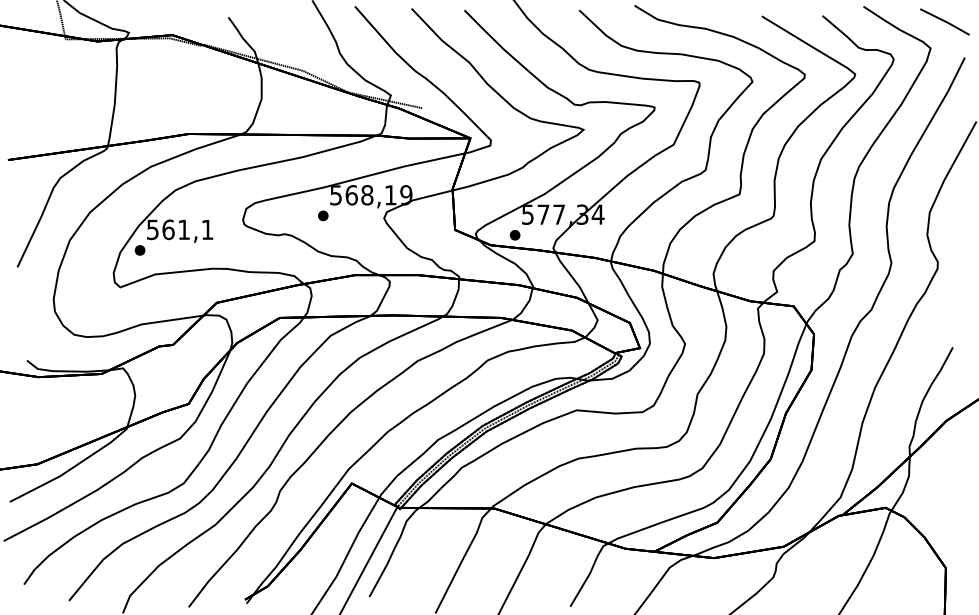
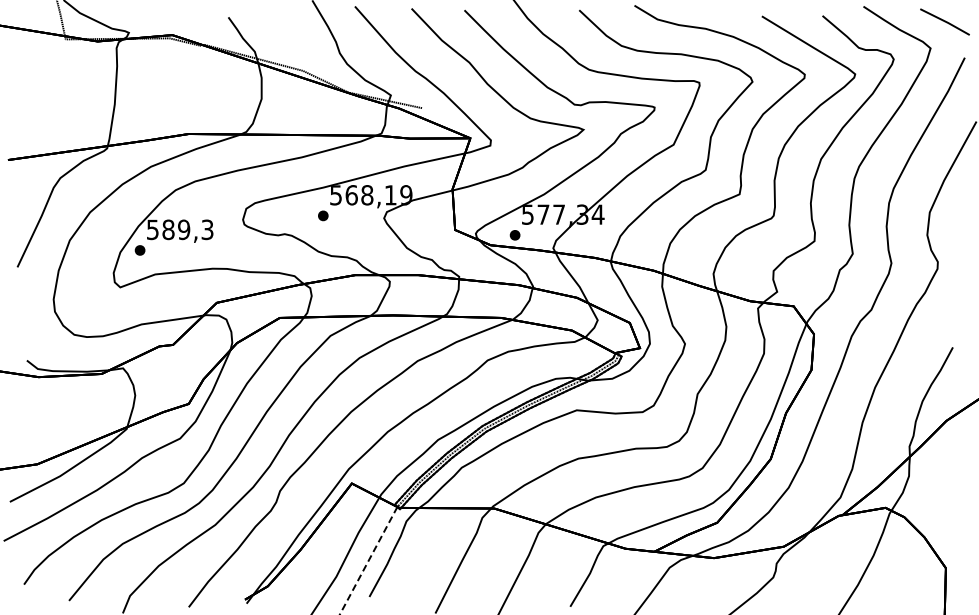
text: 561,1 -> 589,3 (187, 229)
line: solid -> dashed (368, 560)
